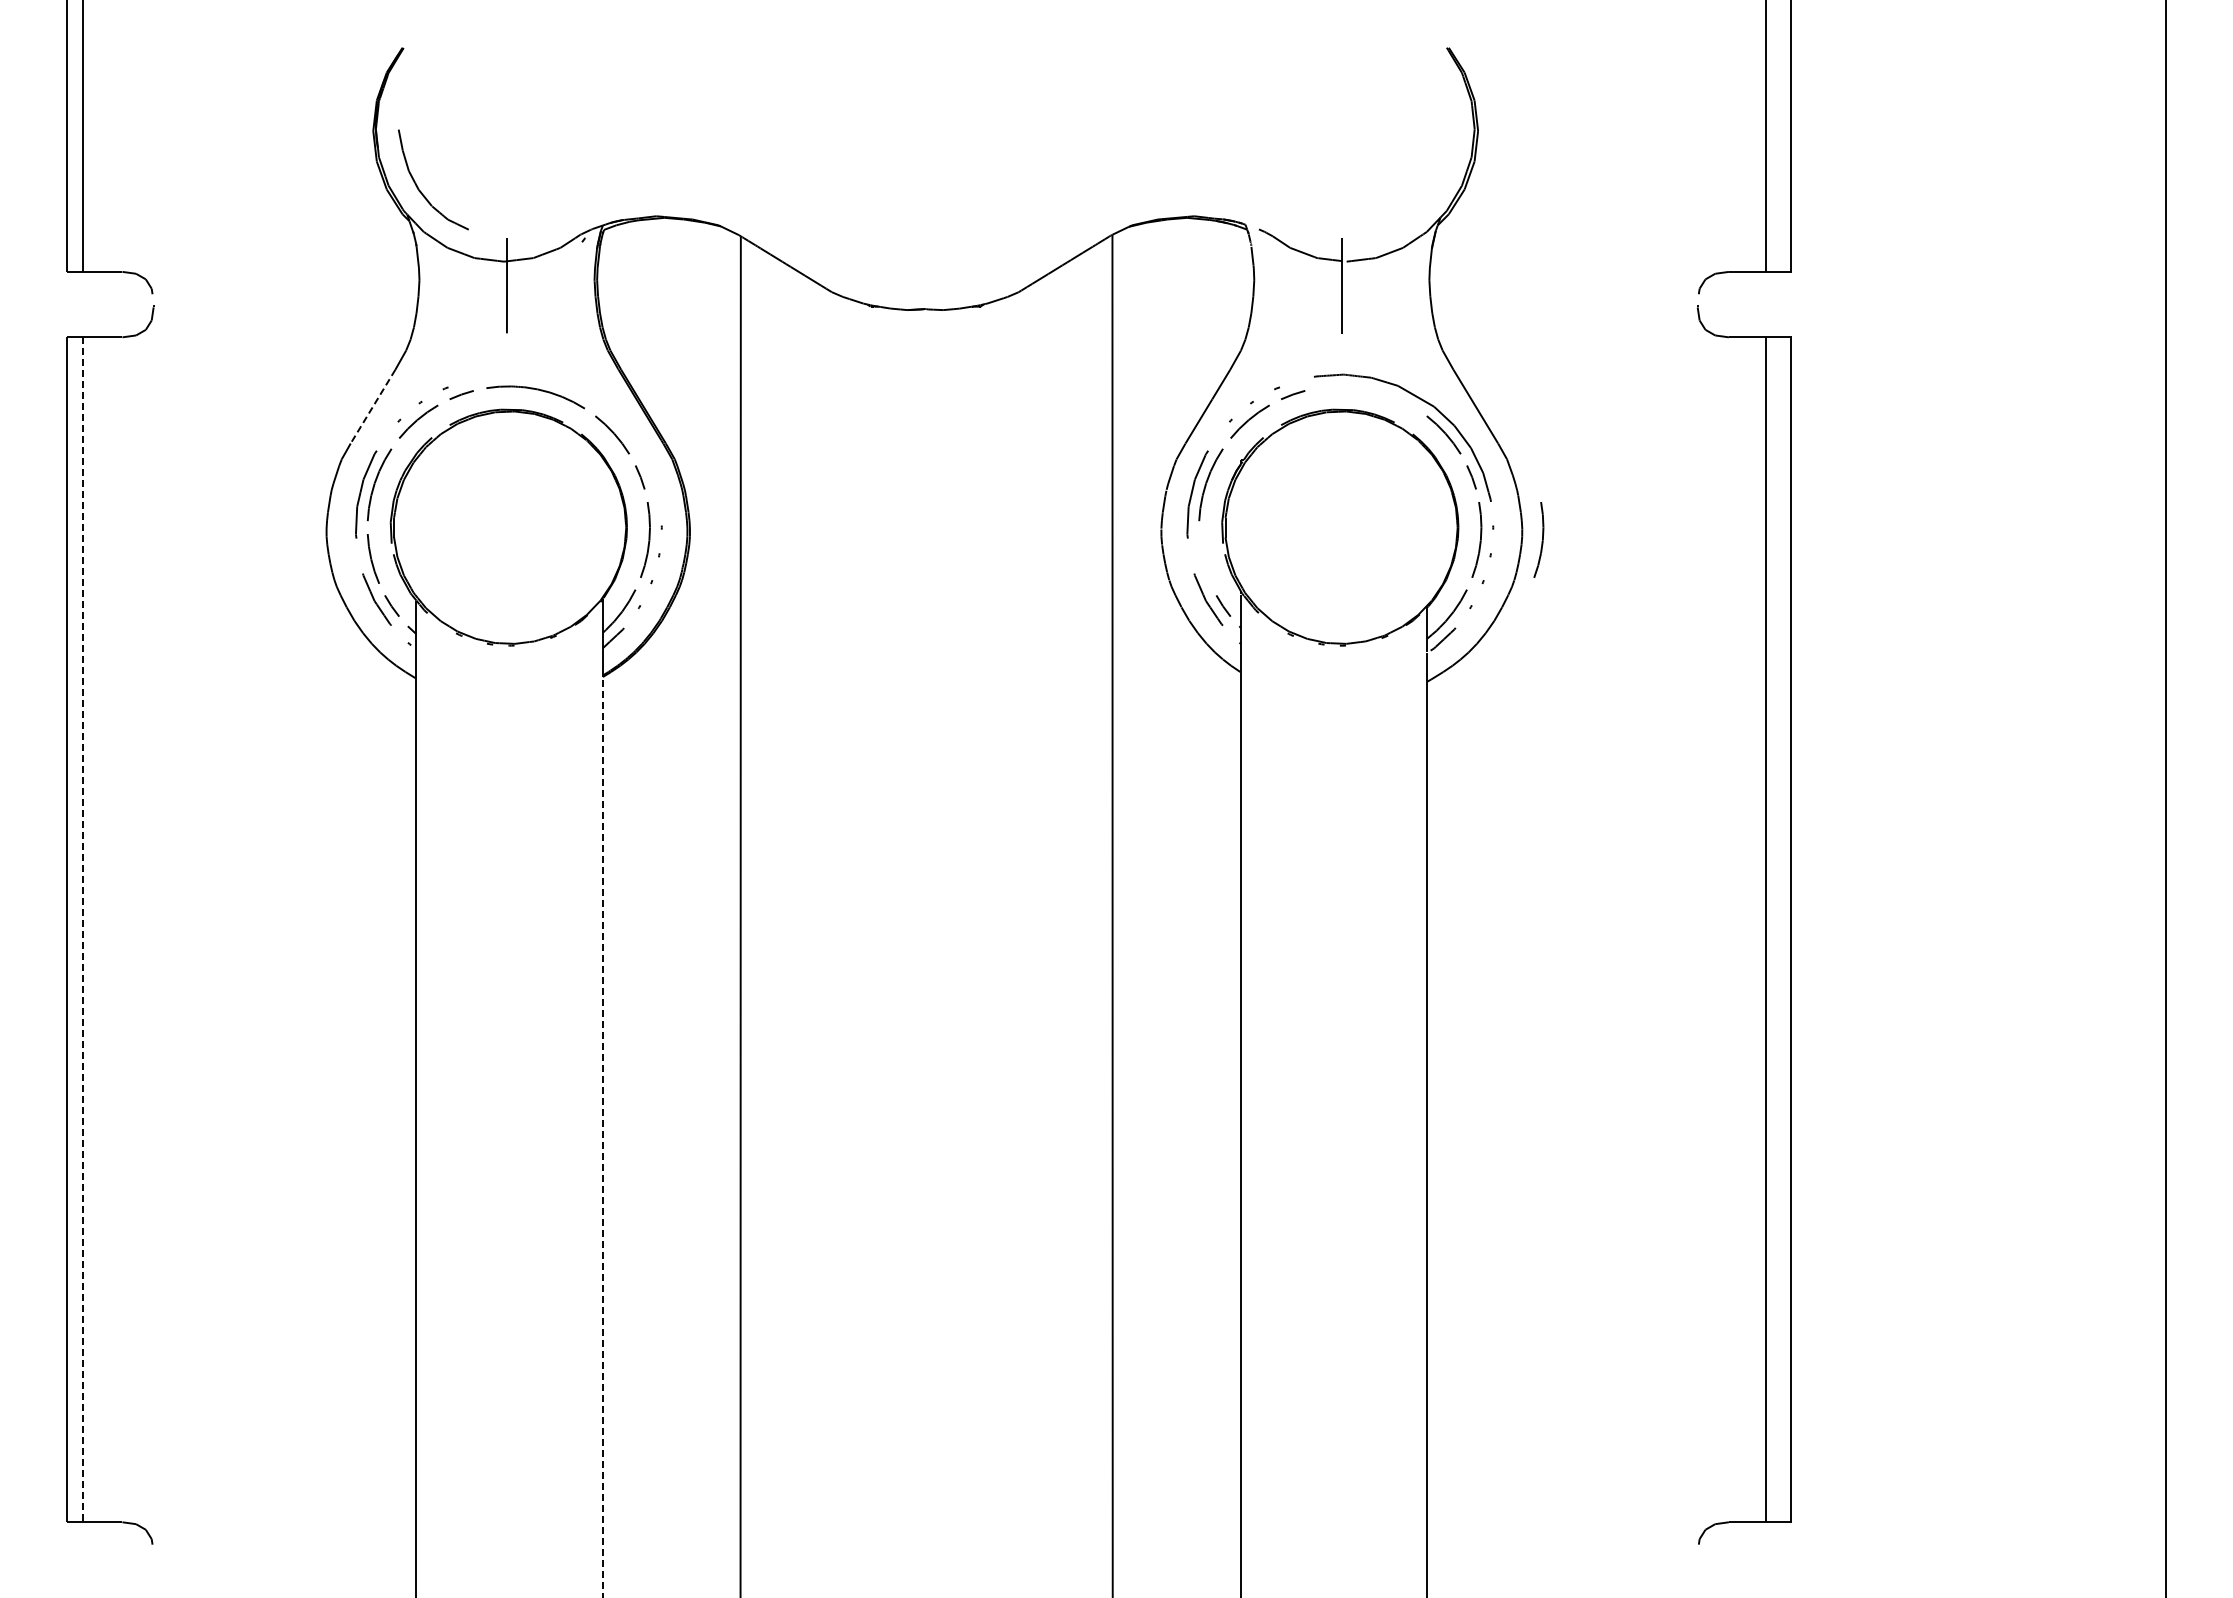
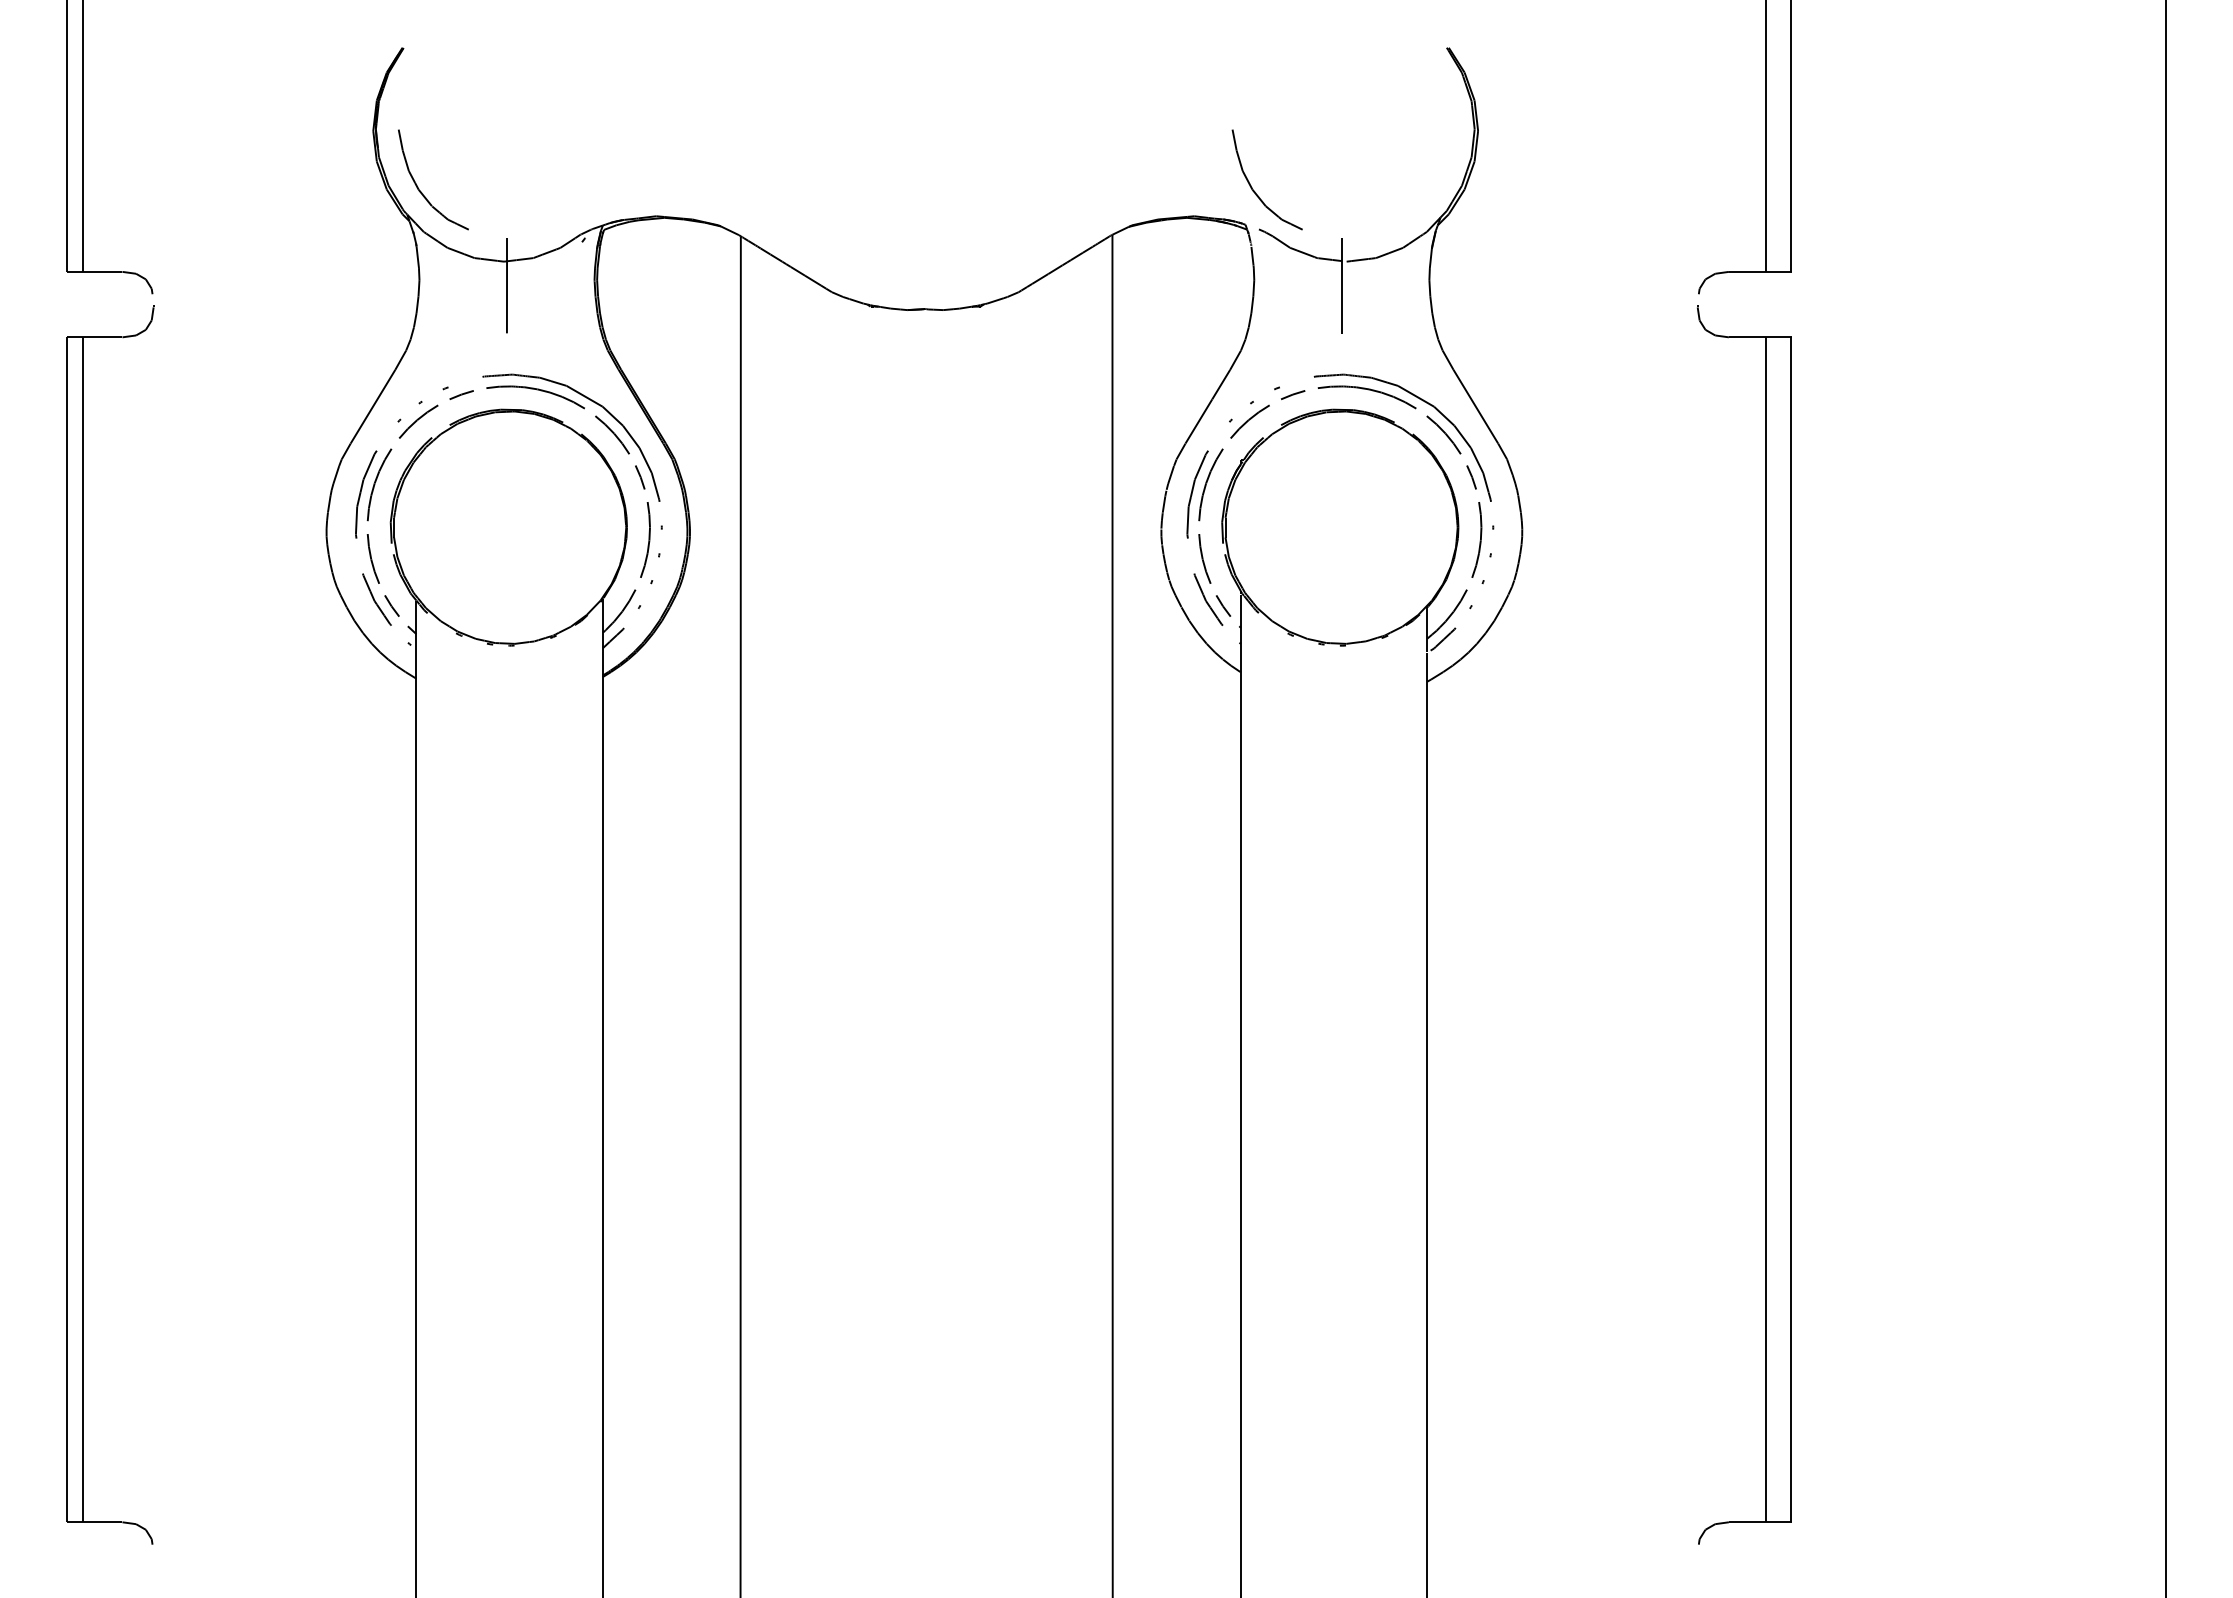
part: none -> present (1252, 187)
part: none -> present (1368, 390)
part: none -> present (594, 403)
line: dashed -> solid (372, 407)
part: present -> none (1538, 539)
part: none -> present (1204, 558)
line: dashed -> solid (83, 930)
line: dashed -> solid (602, 1136)
